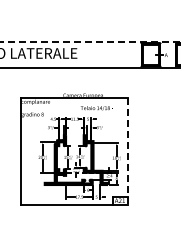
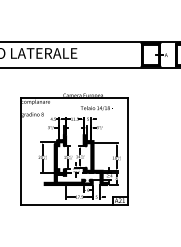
line: dashed -> solid (89, 41)
line: dashed -> solid (127, 152)
